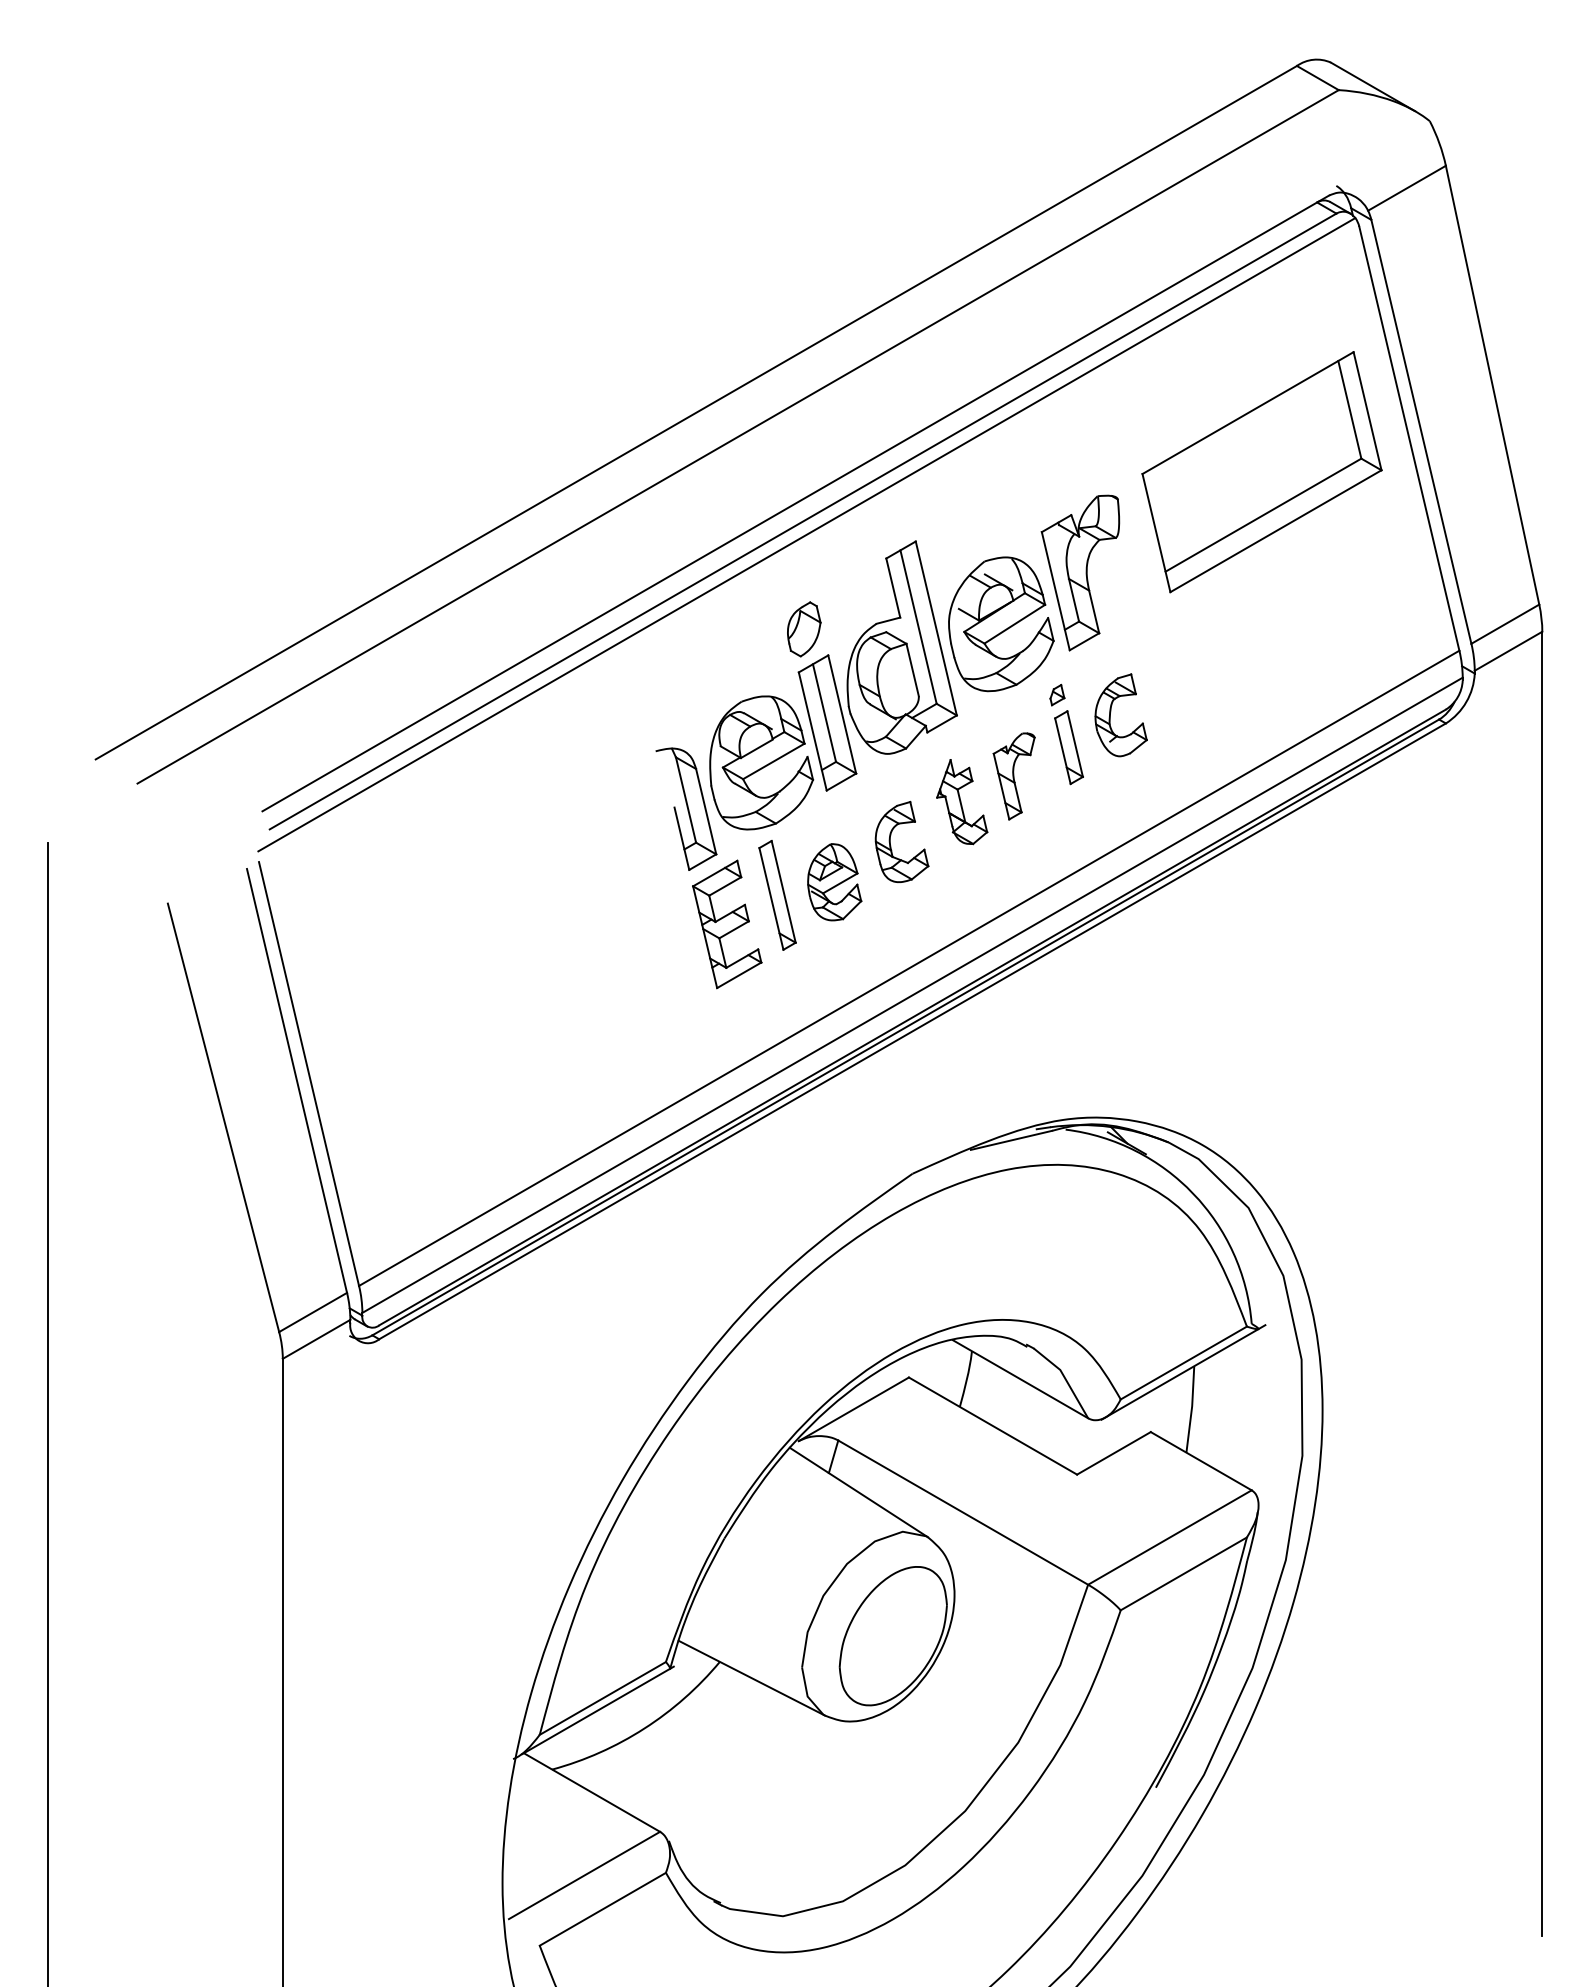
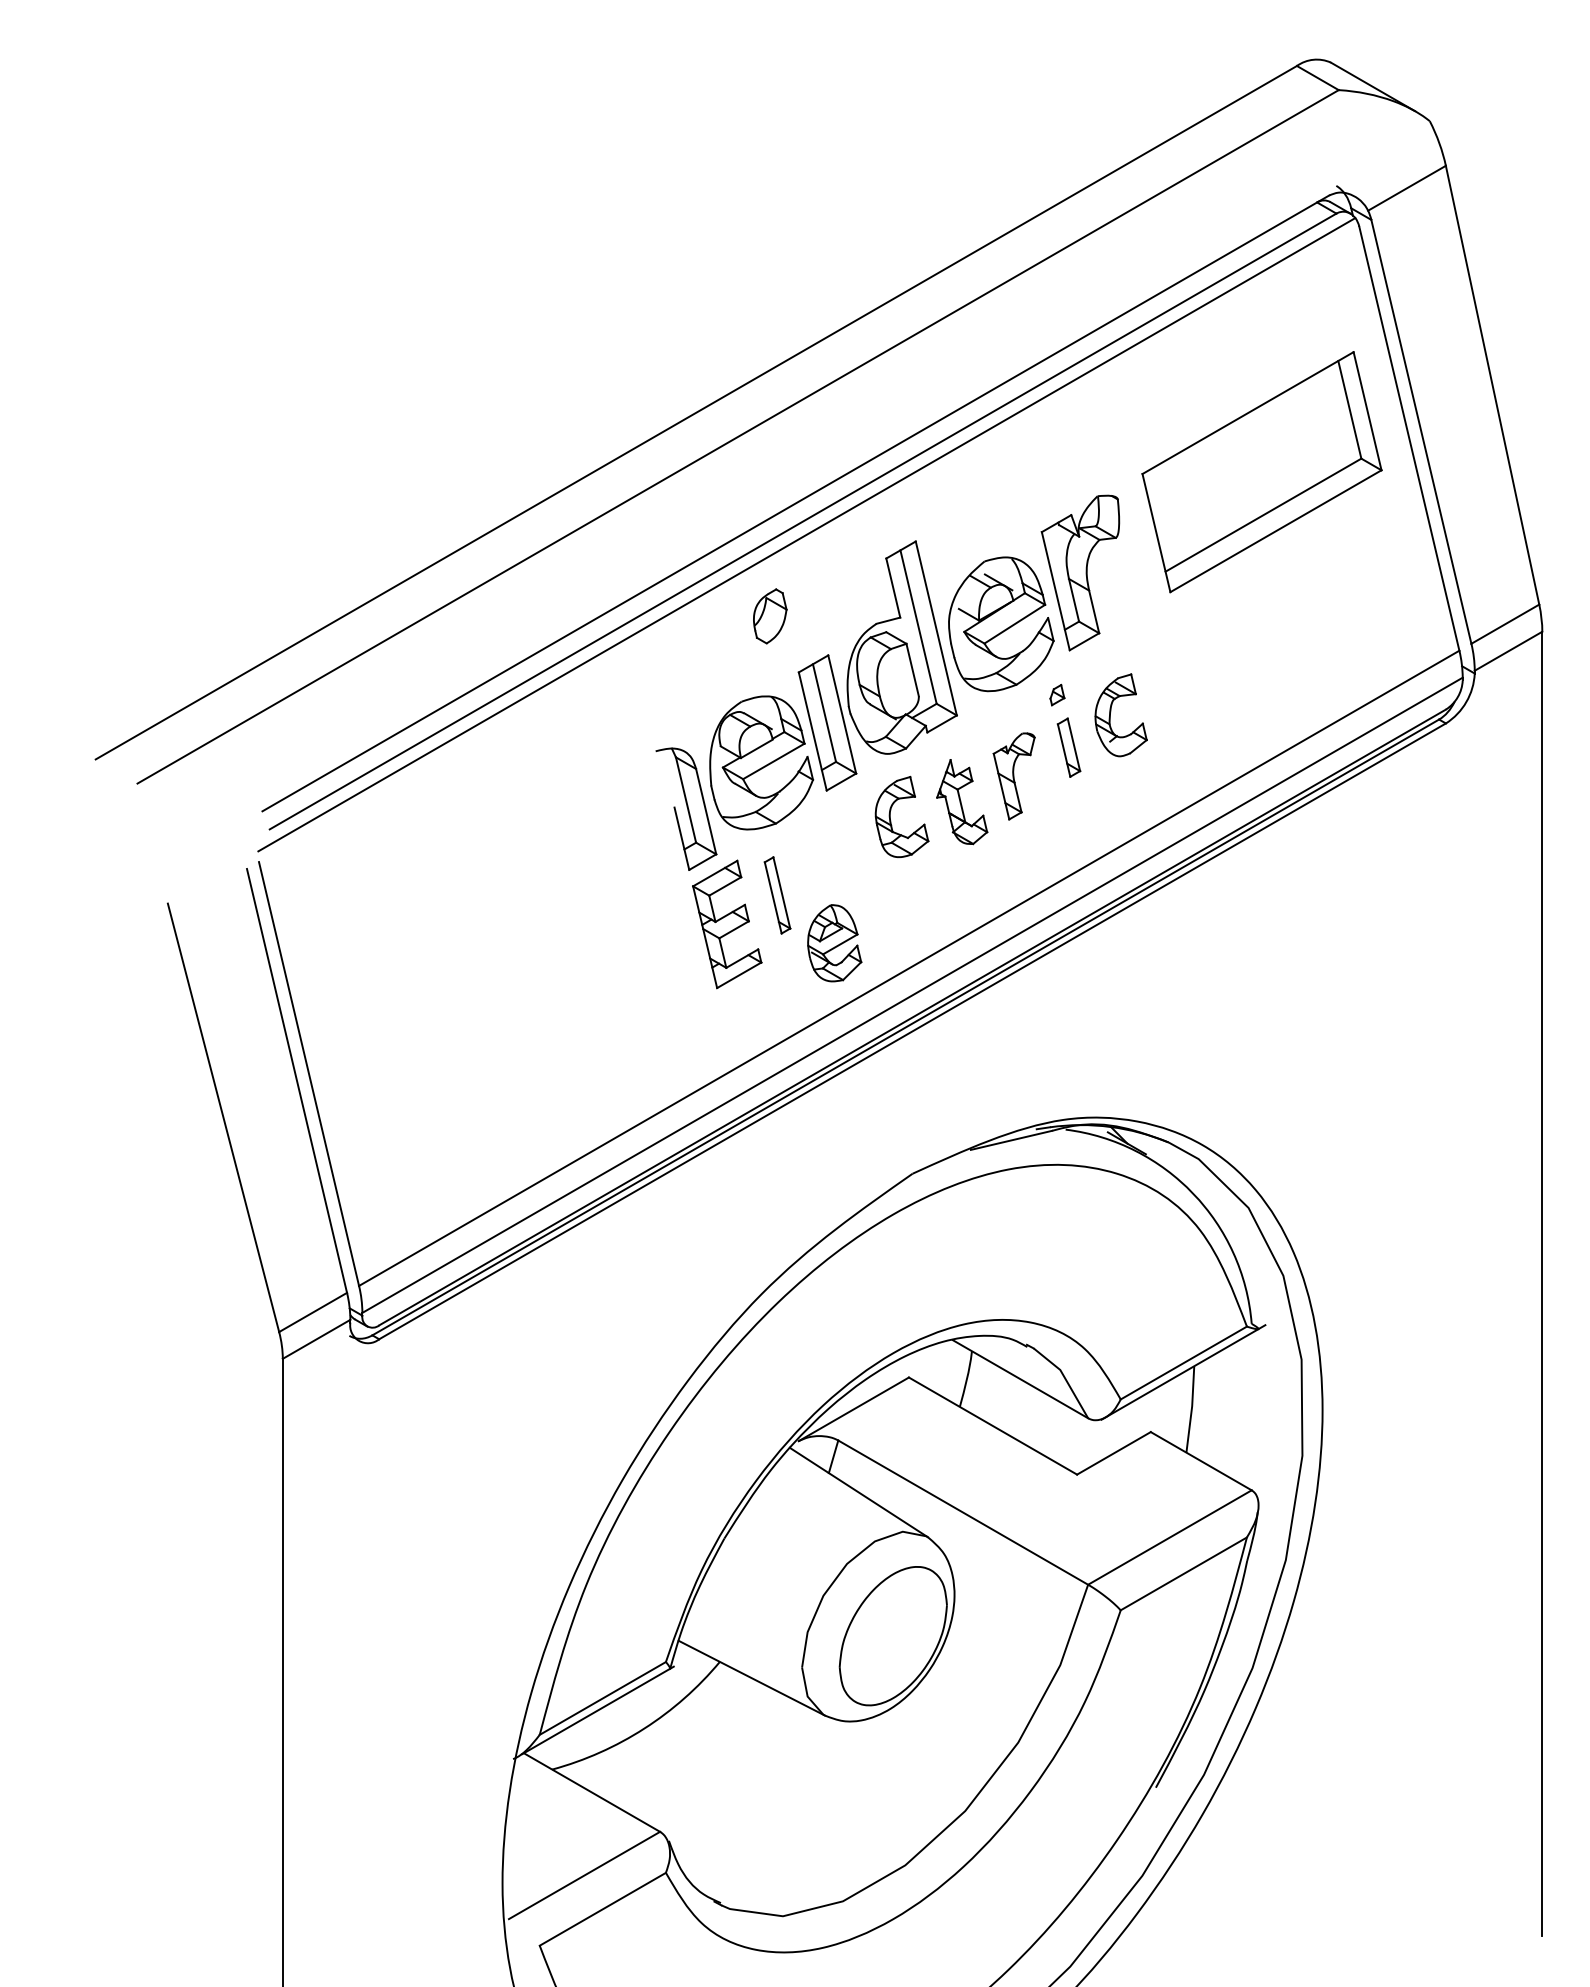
part position: (804, 629) -> (770, 616) (770, 616)
part size: 30x76 px -> 26x61 px (1068, 747)
part position: (891, 845) -> (891, 820) (891, 820)
part position: (834, 882) -> (834, 943) (834, 943)
part size: 39x111 px -> 29x79 px (777, 895)
line: present -> none (47, 1412)
